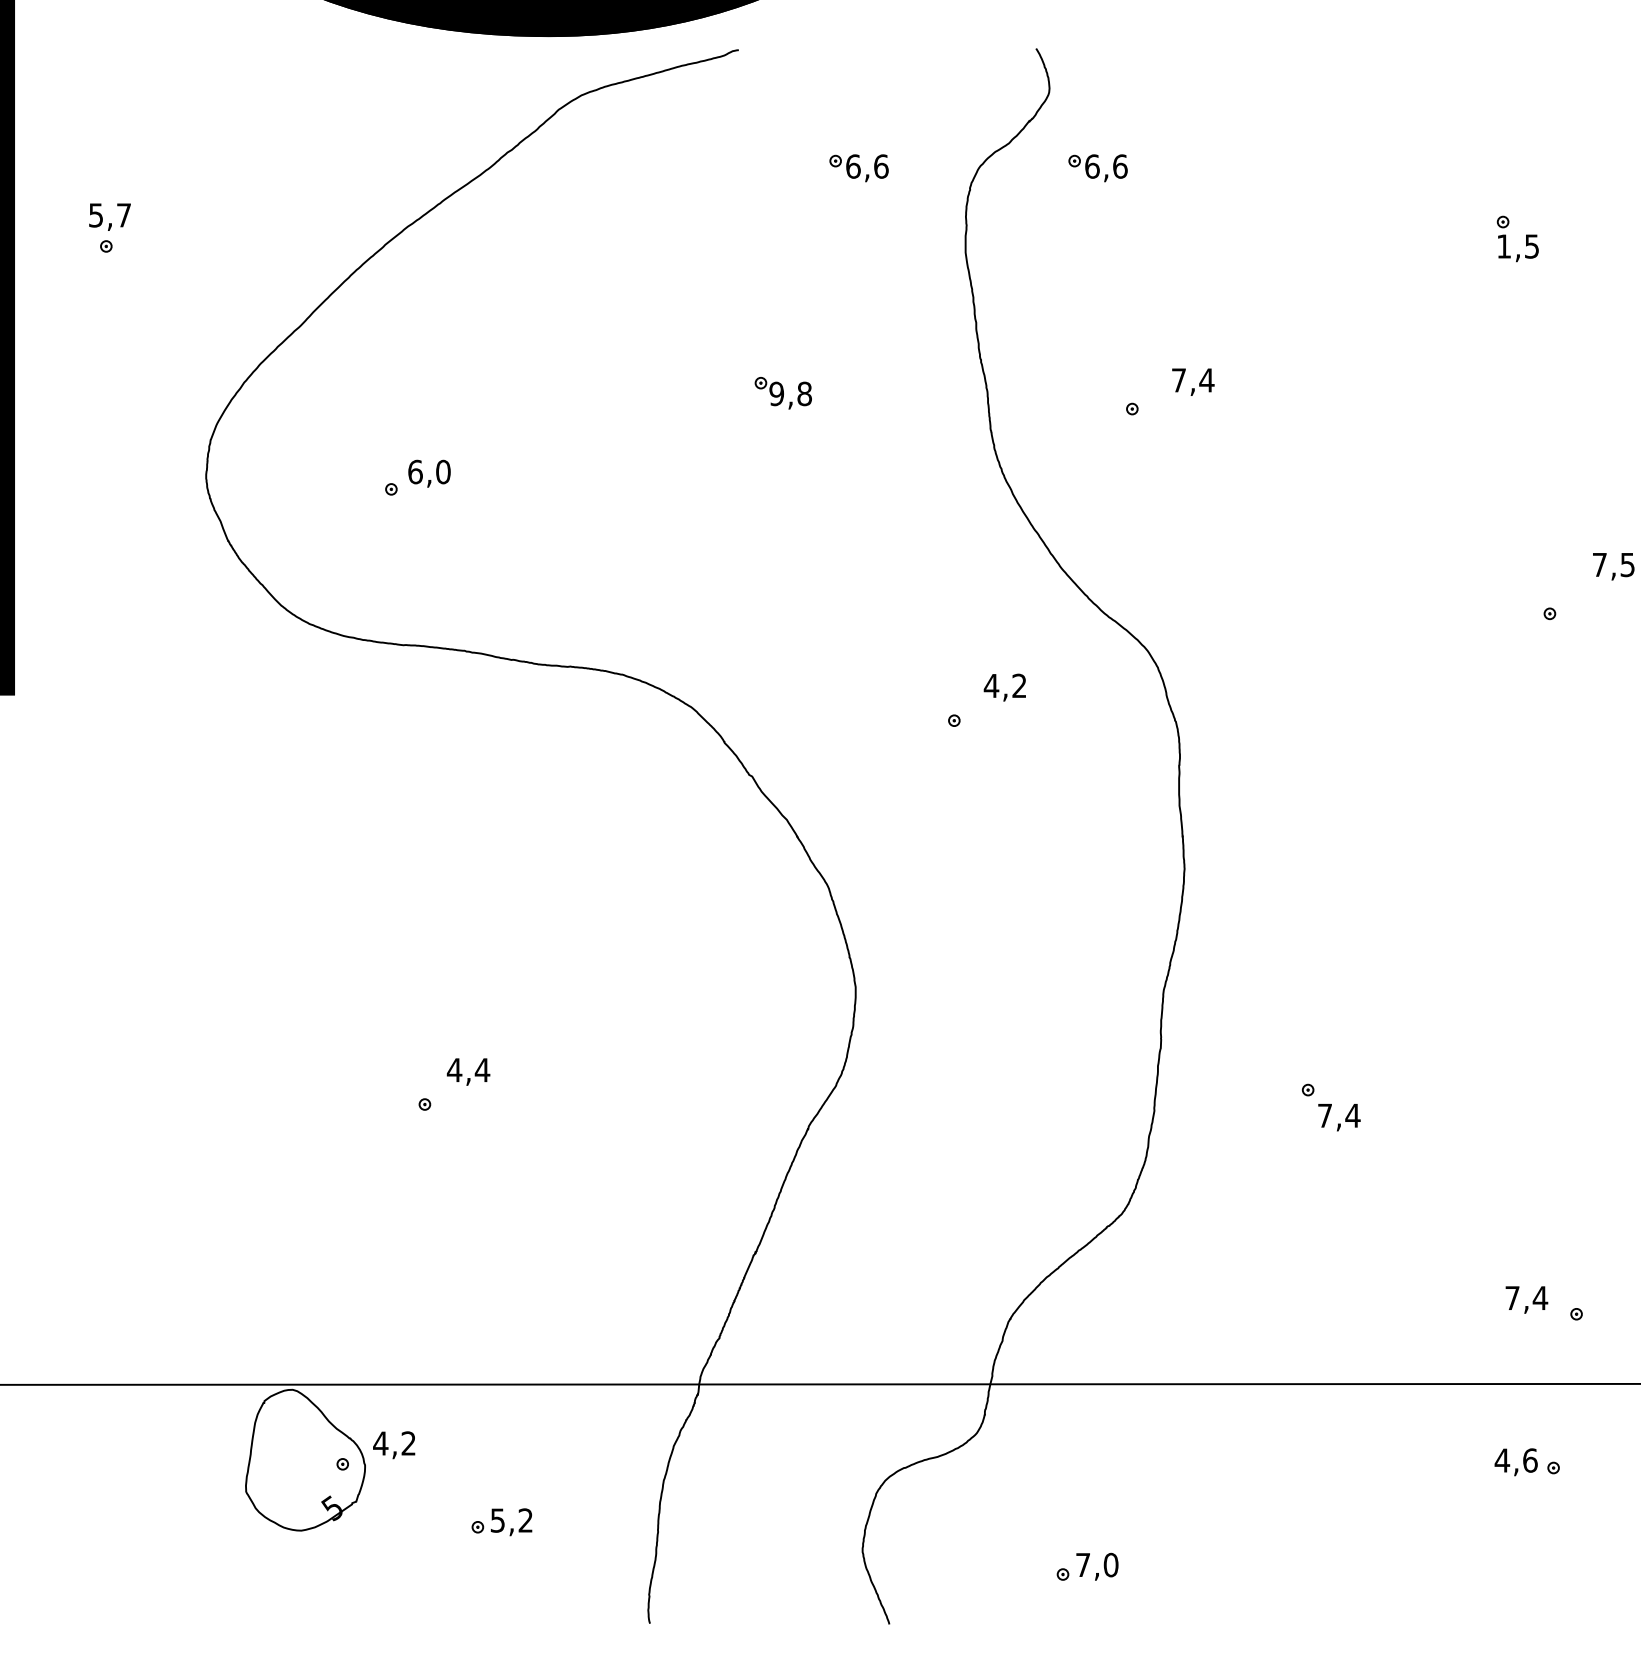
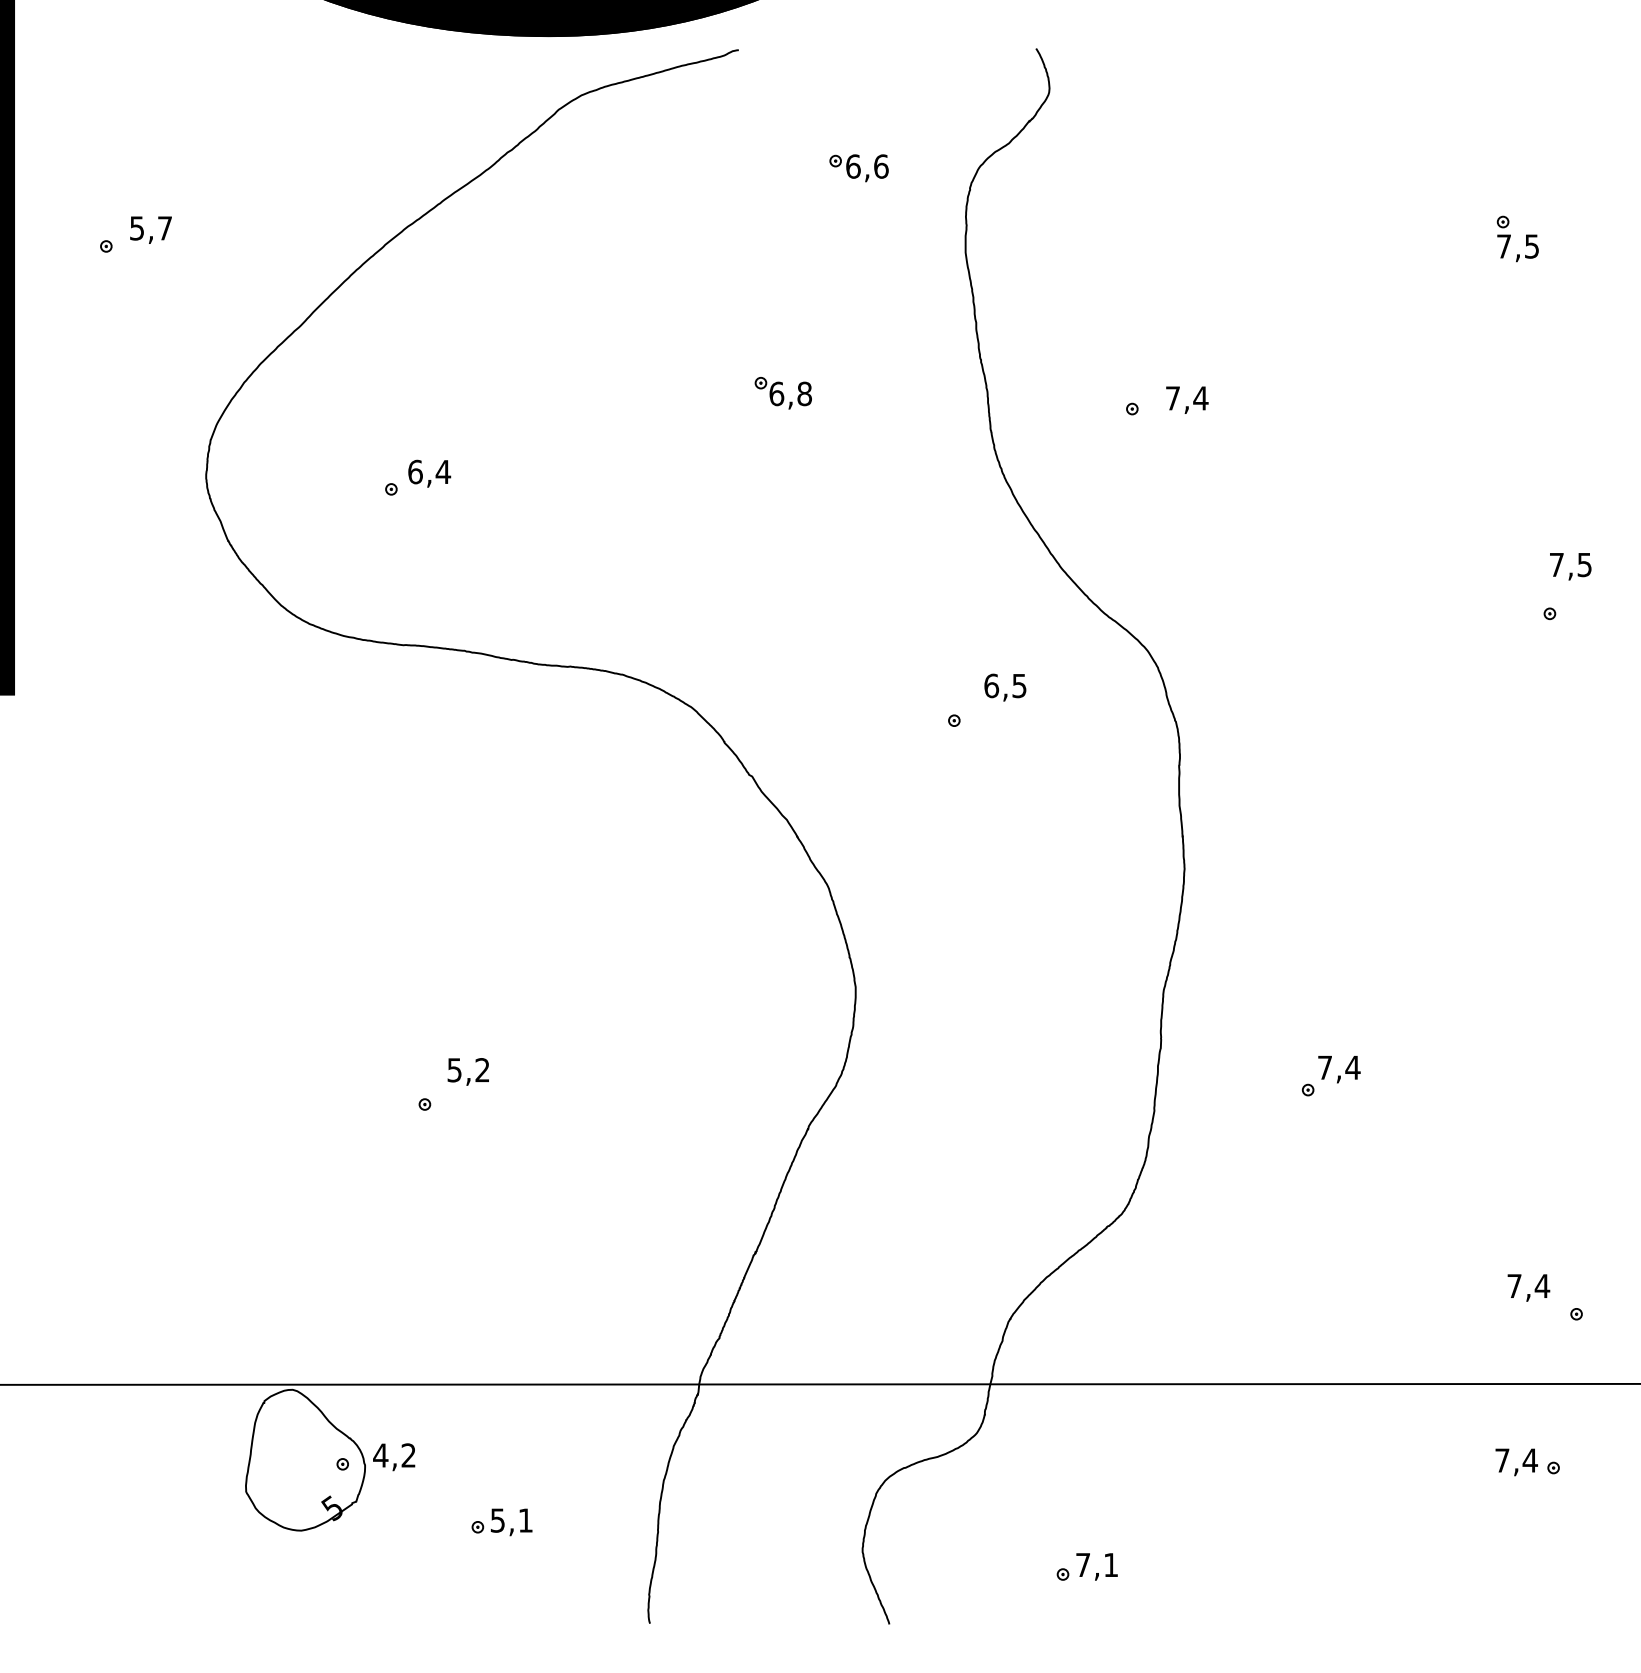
part: present -> none (1097, 168)
text position: (109, 216) -> (150, 229) (150, 229)
text: 1,5 -> 7,5 (1503, 246)
text position: (1193, 381) -> (1187, 399) (1187, 399)
text: 9,8 -> 6,8 (776, 393)
text: 6,0 -> 6,4 (443, 471)
text position: (1613, 566) -> (1570, 566) (1570, 566)
text: 4,2 -> 6,5 (1004, 685)
text: 4,4 -> 5,2 (468, 1070)
text position: (1339, 1117) -> (1339, 1069) (1339, 1069)
text position: (1526, 1299) -> (1528, 1287) (1528, 1287)
text position: (394, 1445) -> (394, 1457) (394, 1457)
text: 4,6 -> 7,4 (1515, 1460)
text: 5,2 -> 5,1 (525, 1520)
text: 7,0 -> 7,1 (1110, 1564)
